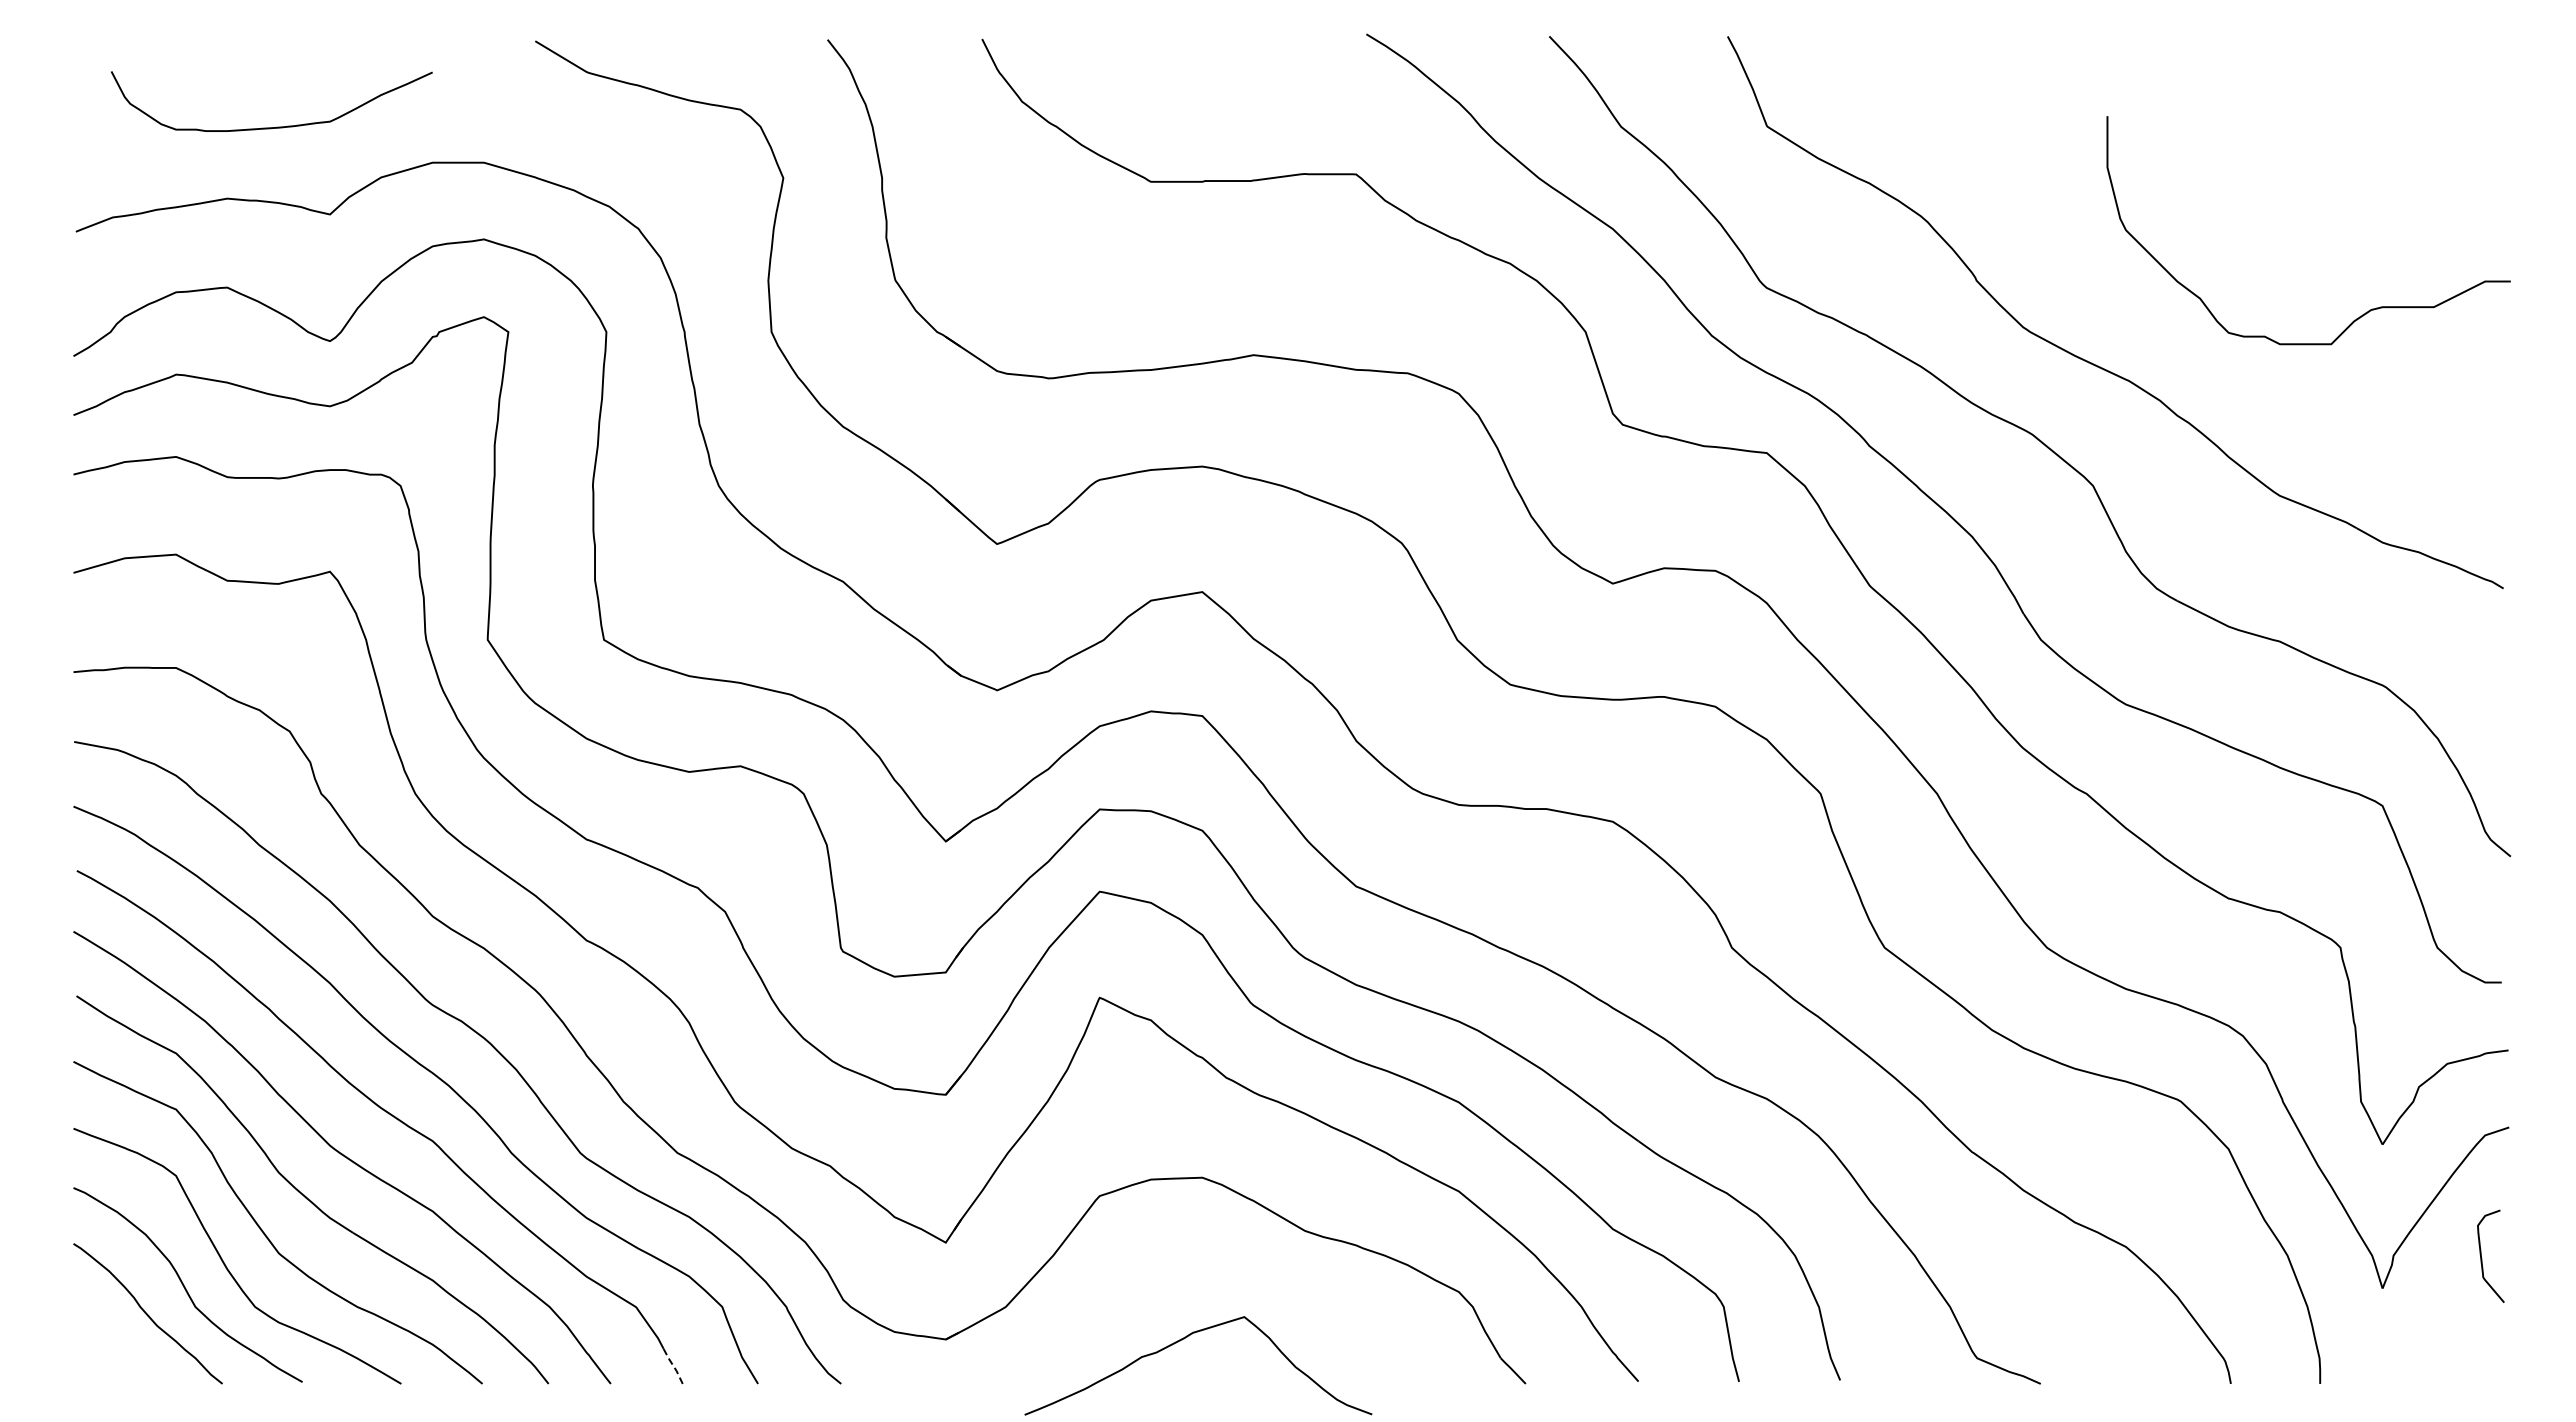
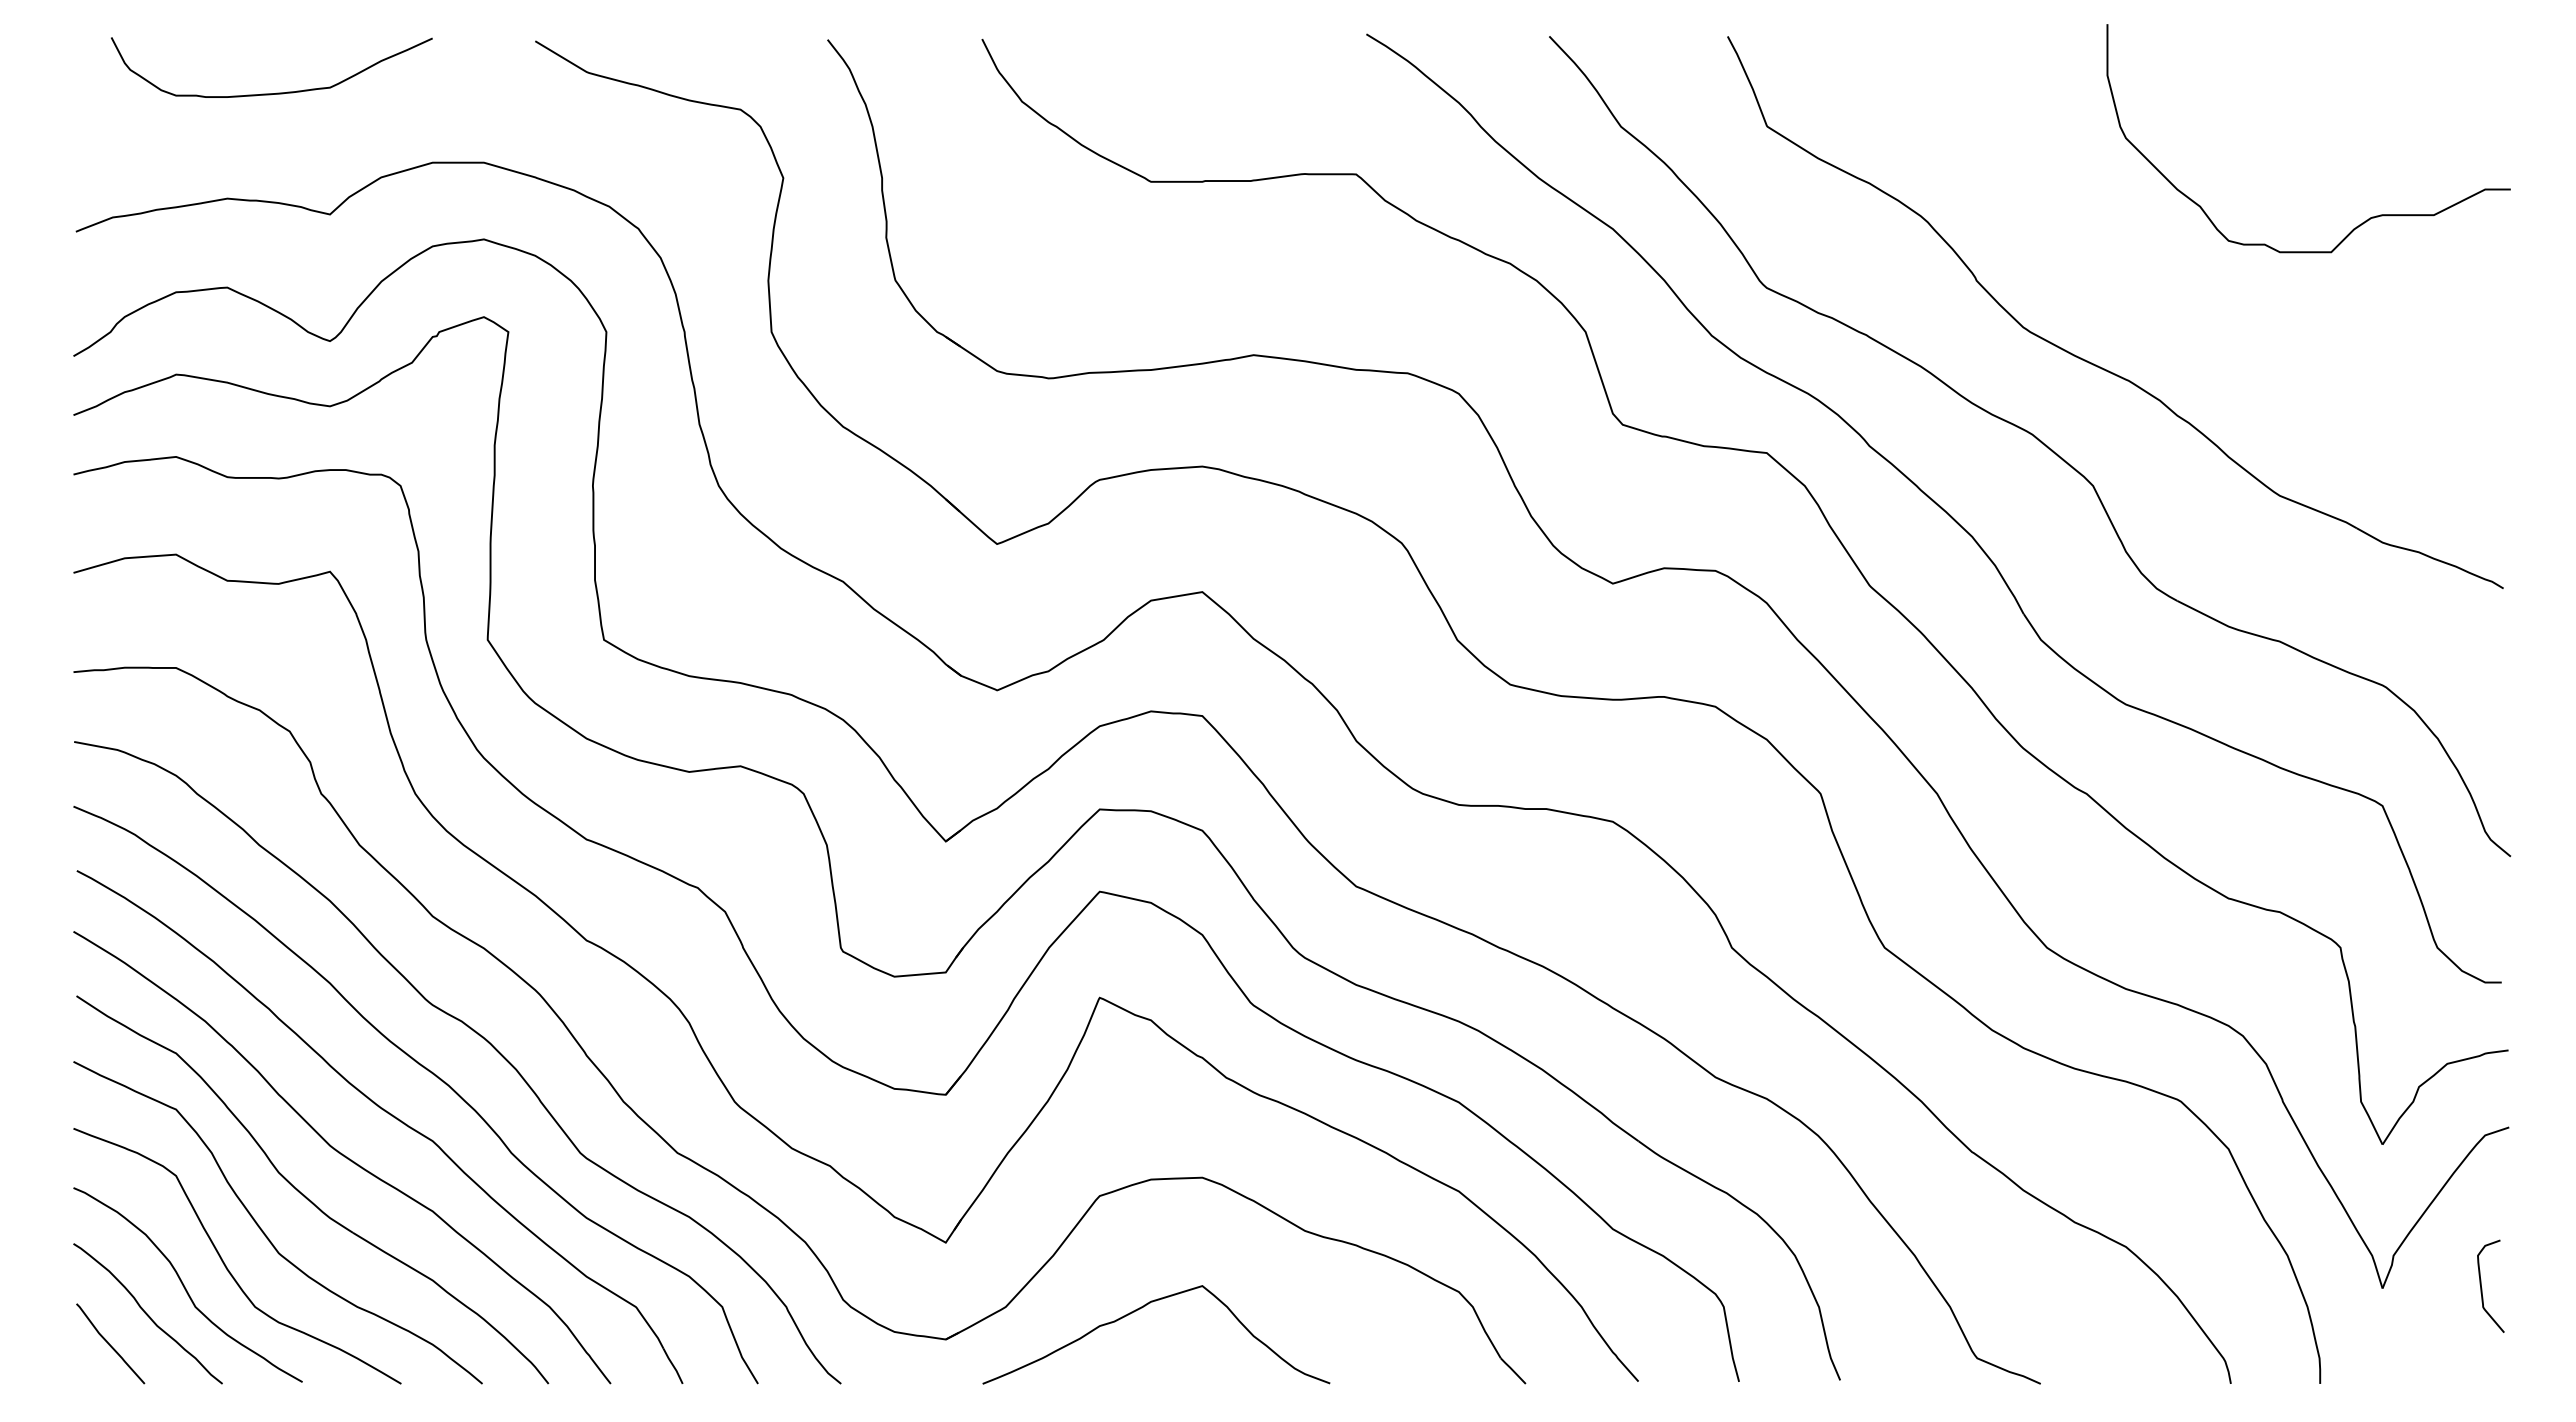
curve position: (276, 126) -> (276, 92) (276, 92)
curve position: (2362, 314) -> (2362, 222) (2362, 222)
curve position: (2482, 1258) -> (2482, 1288) (2482, 1288)
curve position: (1184, 1339) -> (1142, 1308) (1142, 1308)
curve: none -> present (109, 1343)
line: dashed -> solid (673, 1365)
